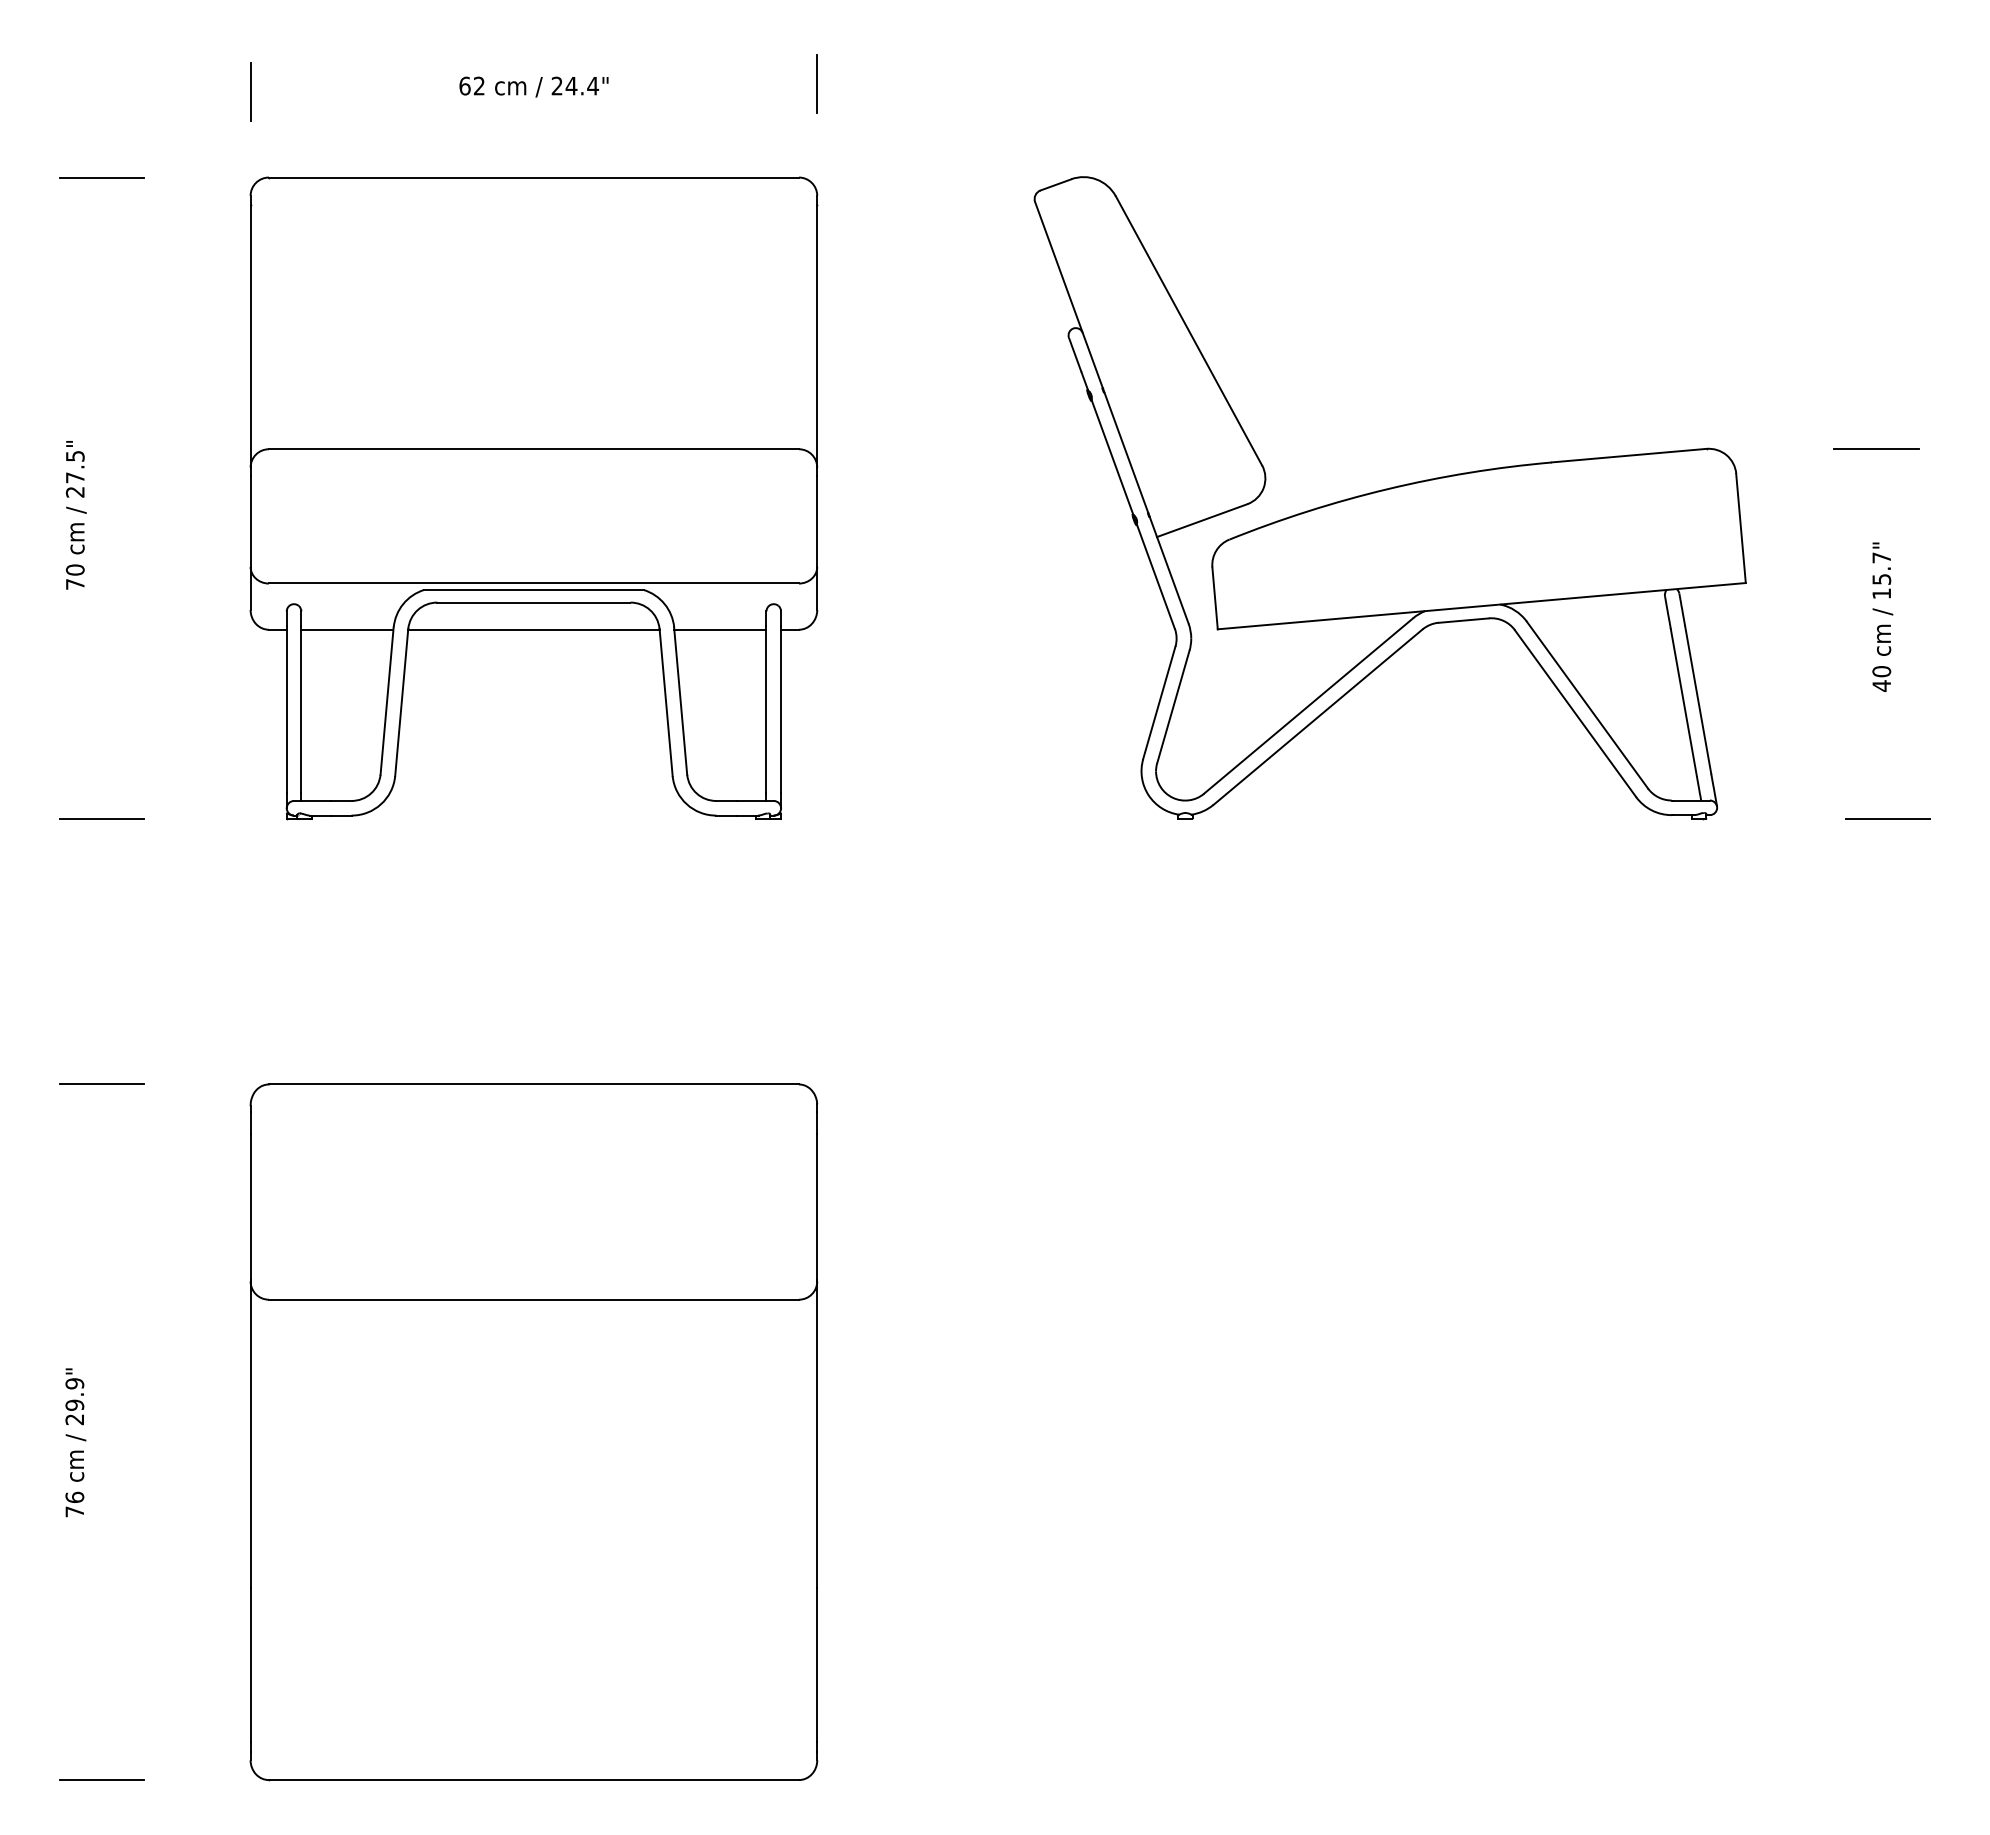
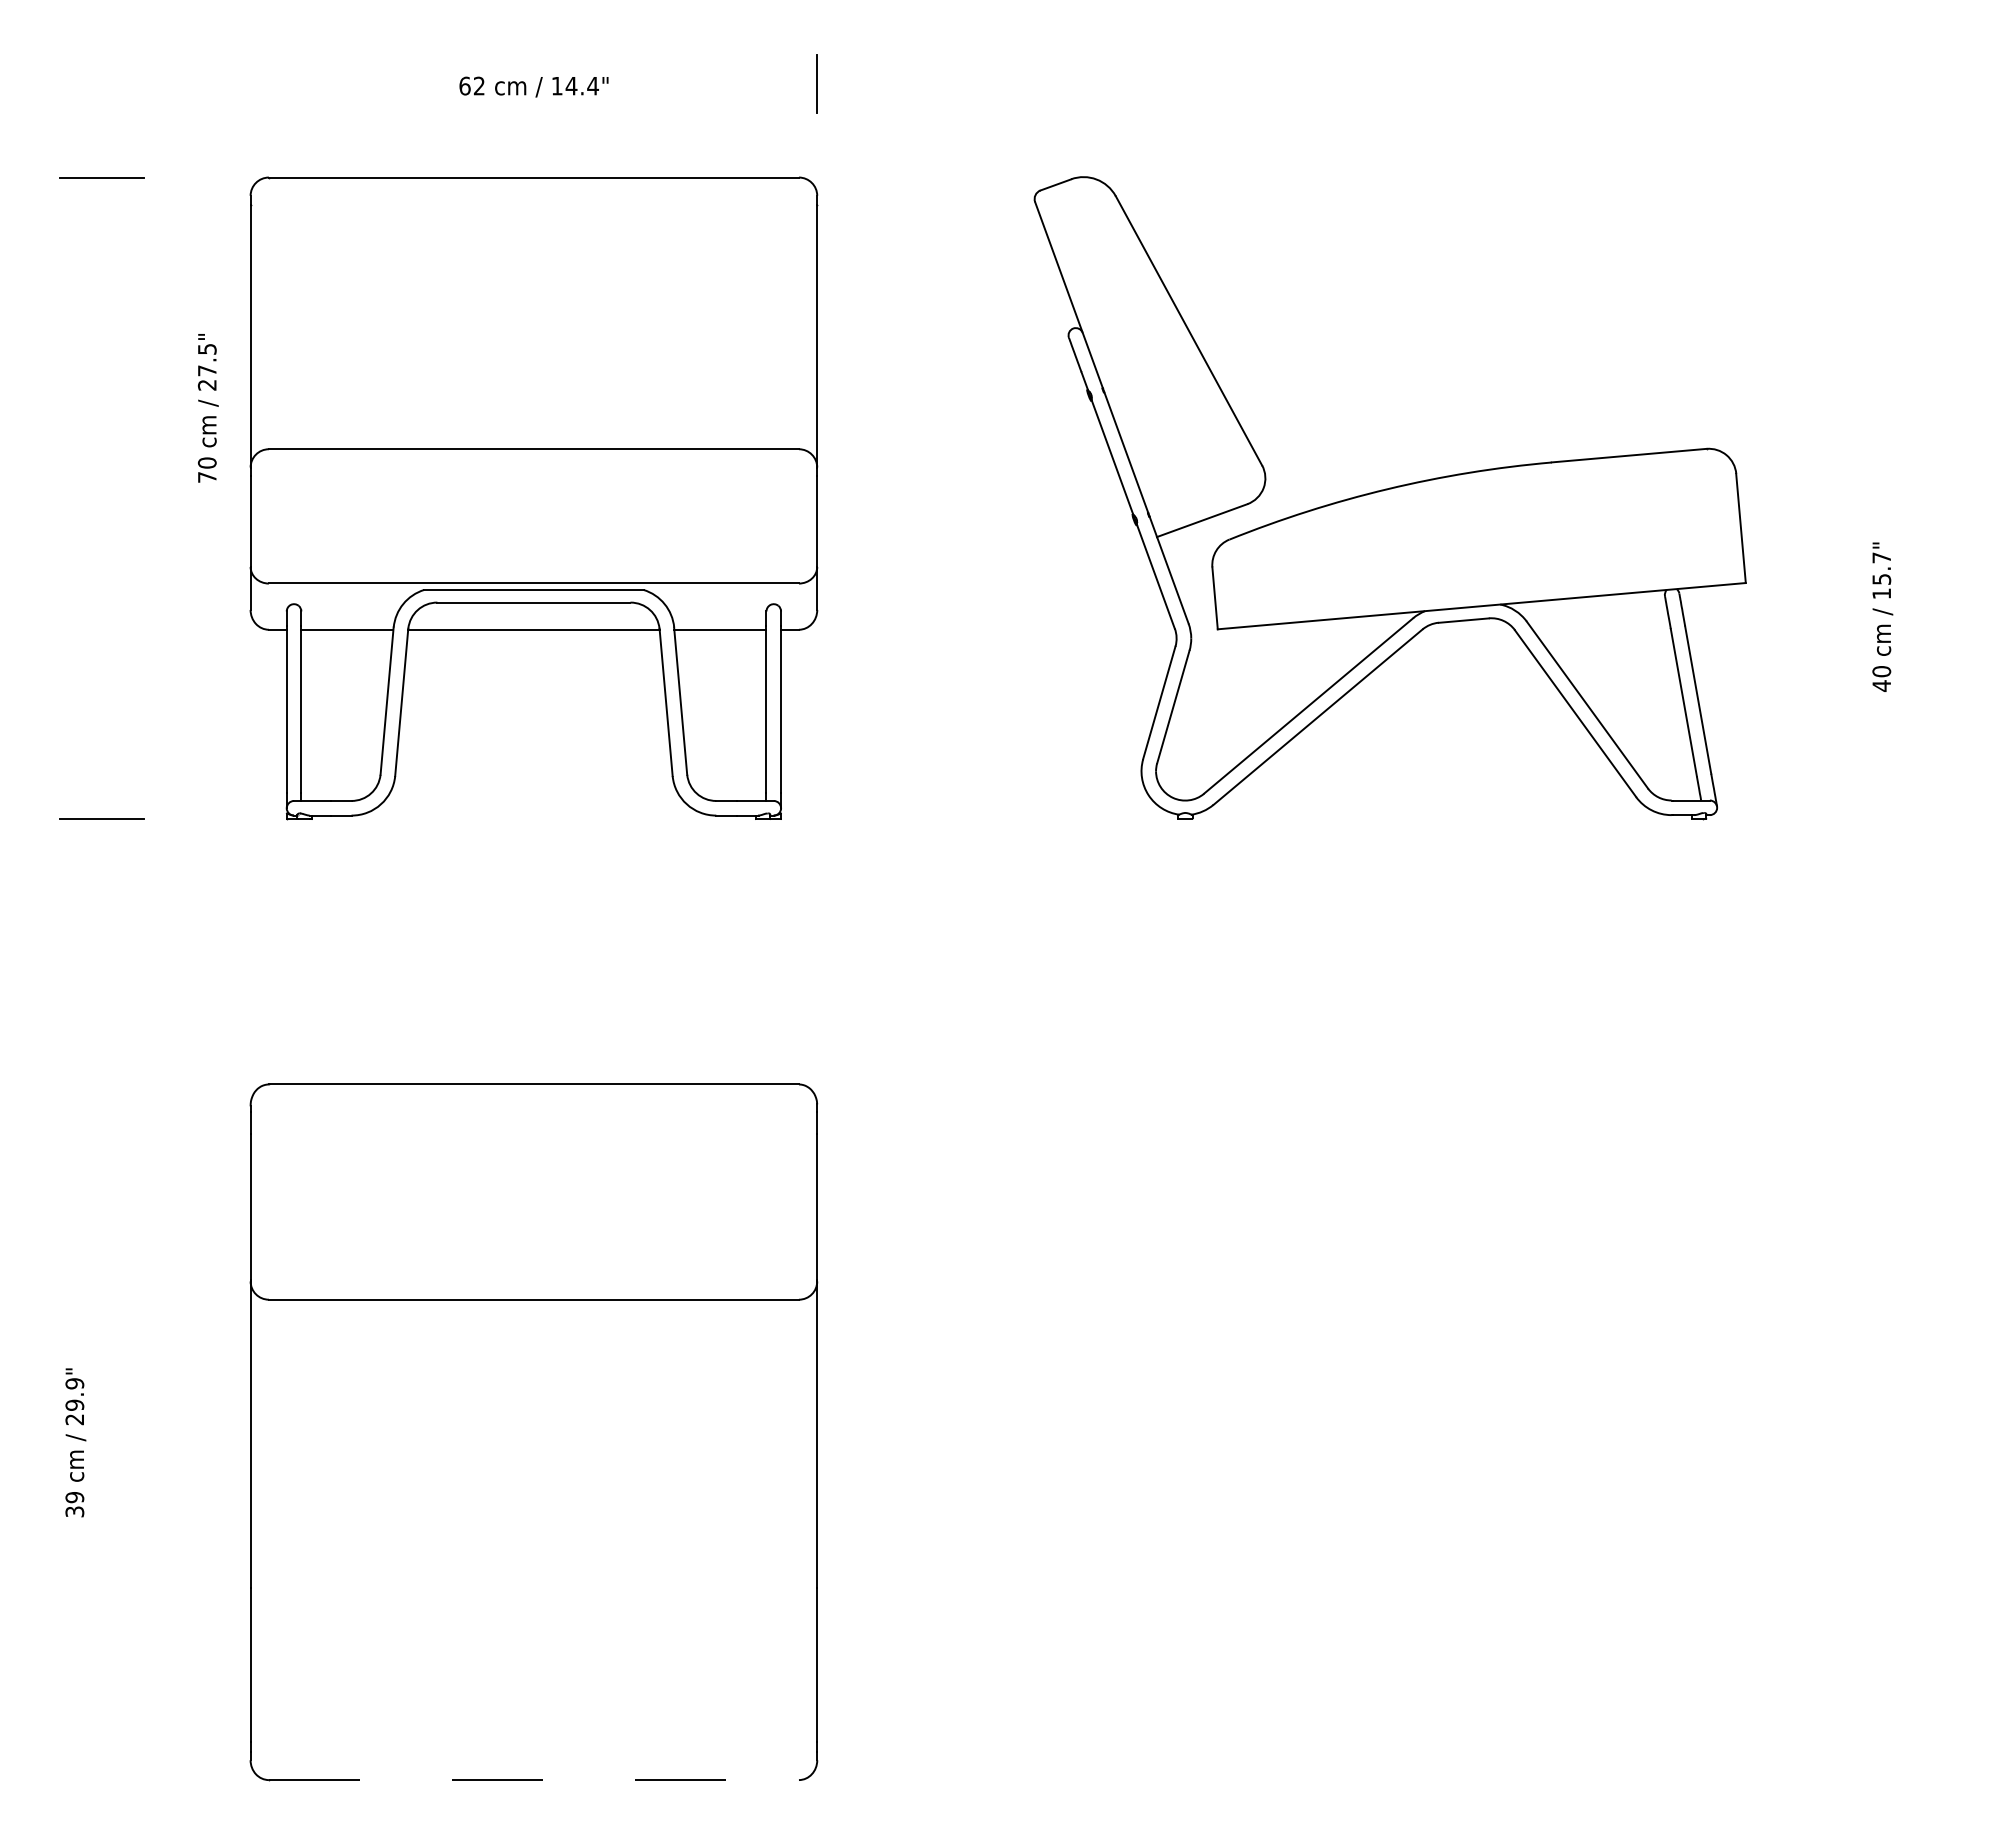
text: 24.4" -> 14.4" (556, 85)
line: present -> none (250, 91)
line: present -> none (1876, 448)
text position: (76, 515) -> (208, 408) (208, 408)
line: present -> none (1887, 818)
line: present -> none (101, 1084)
text: 76 -> 39 (74, 1504)
line: present -> none (101, 1780)
line: solid -> dashed (534, 1780)
